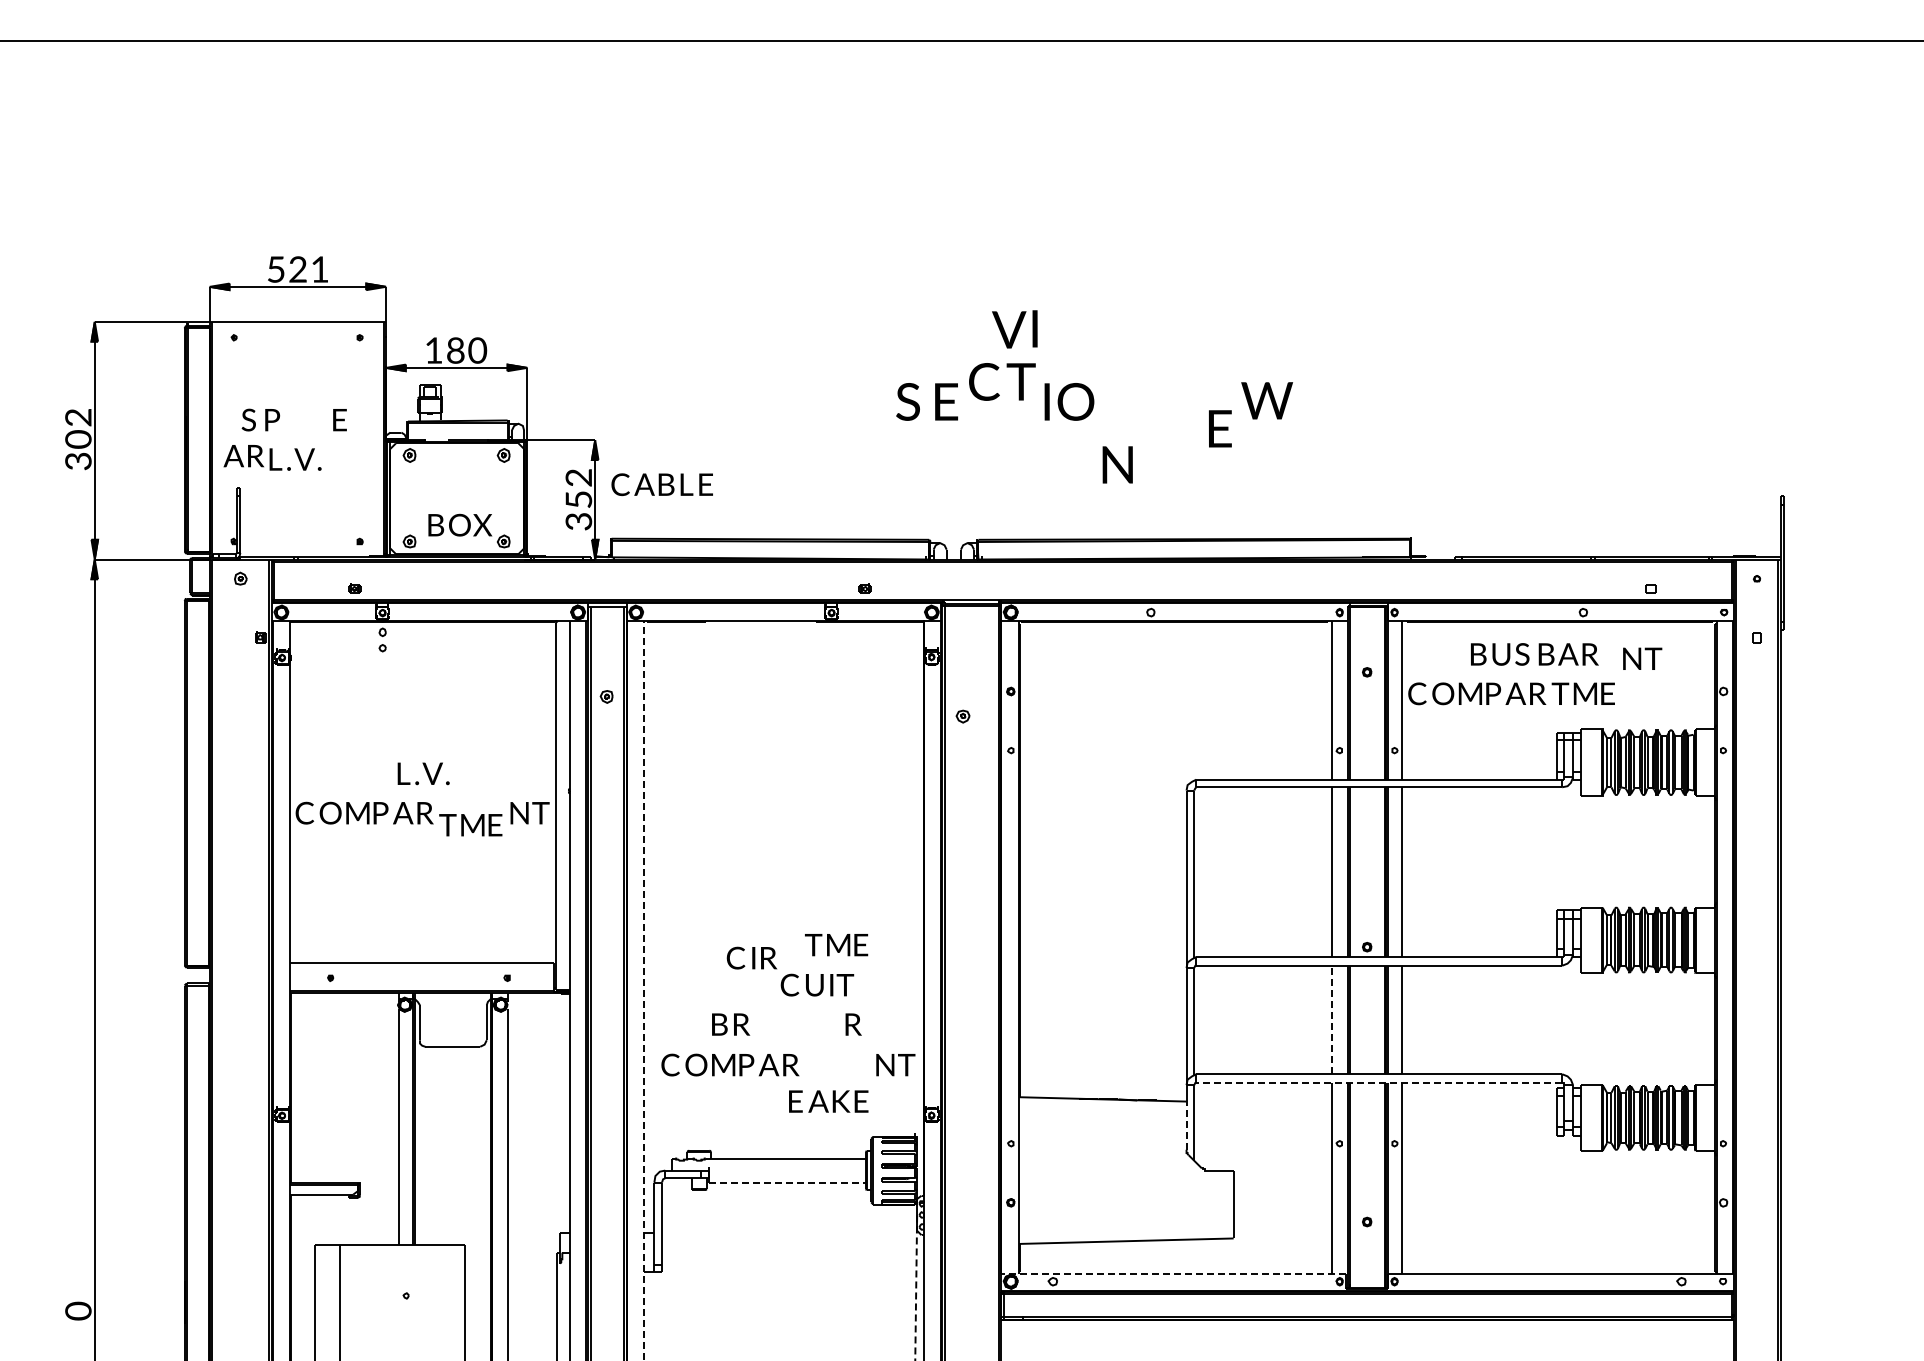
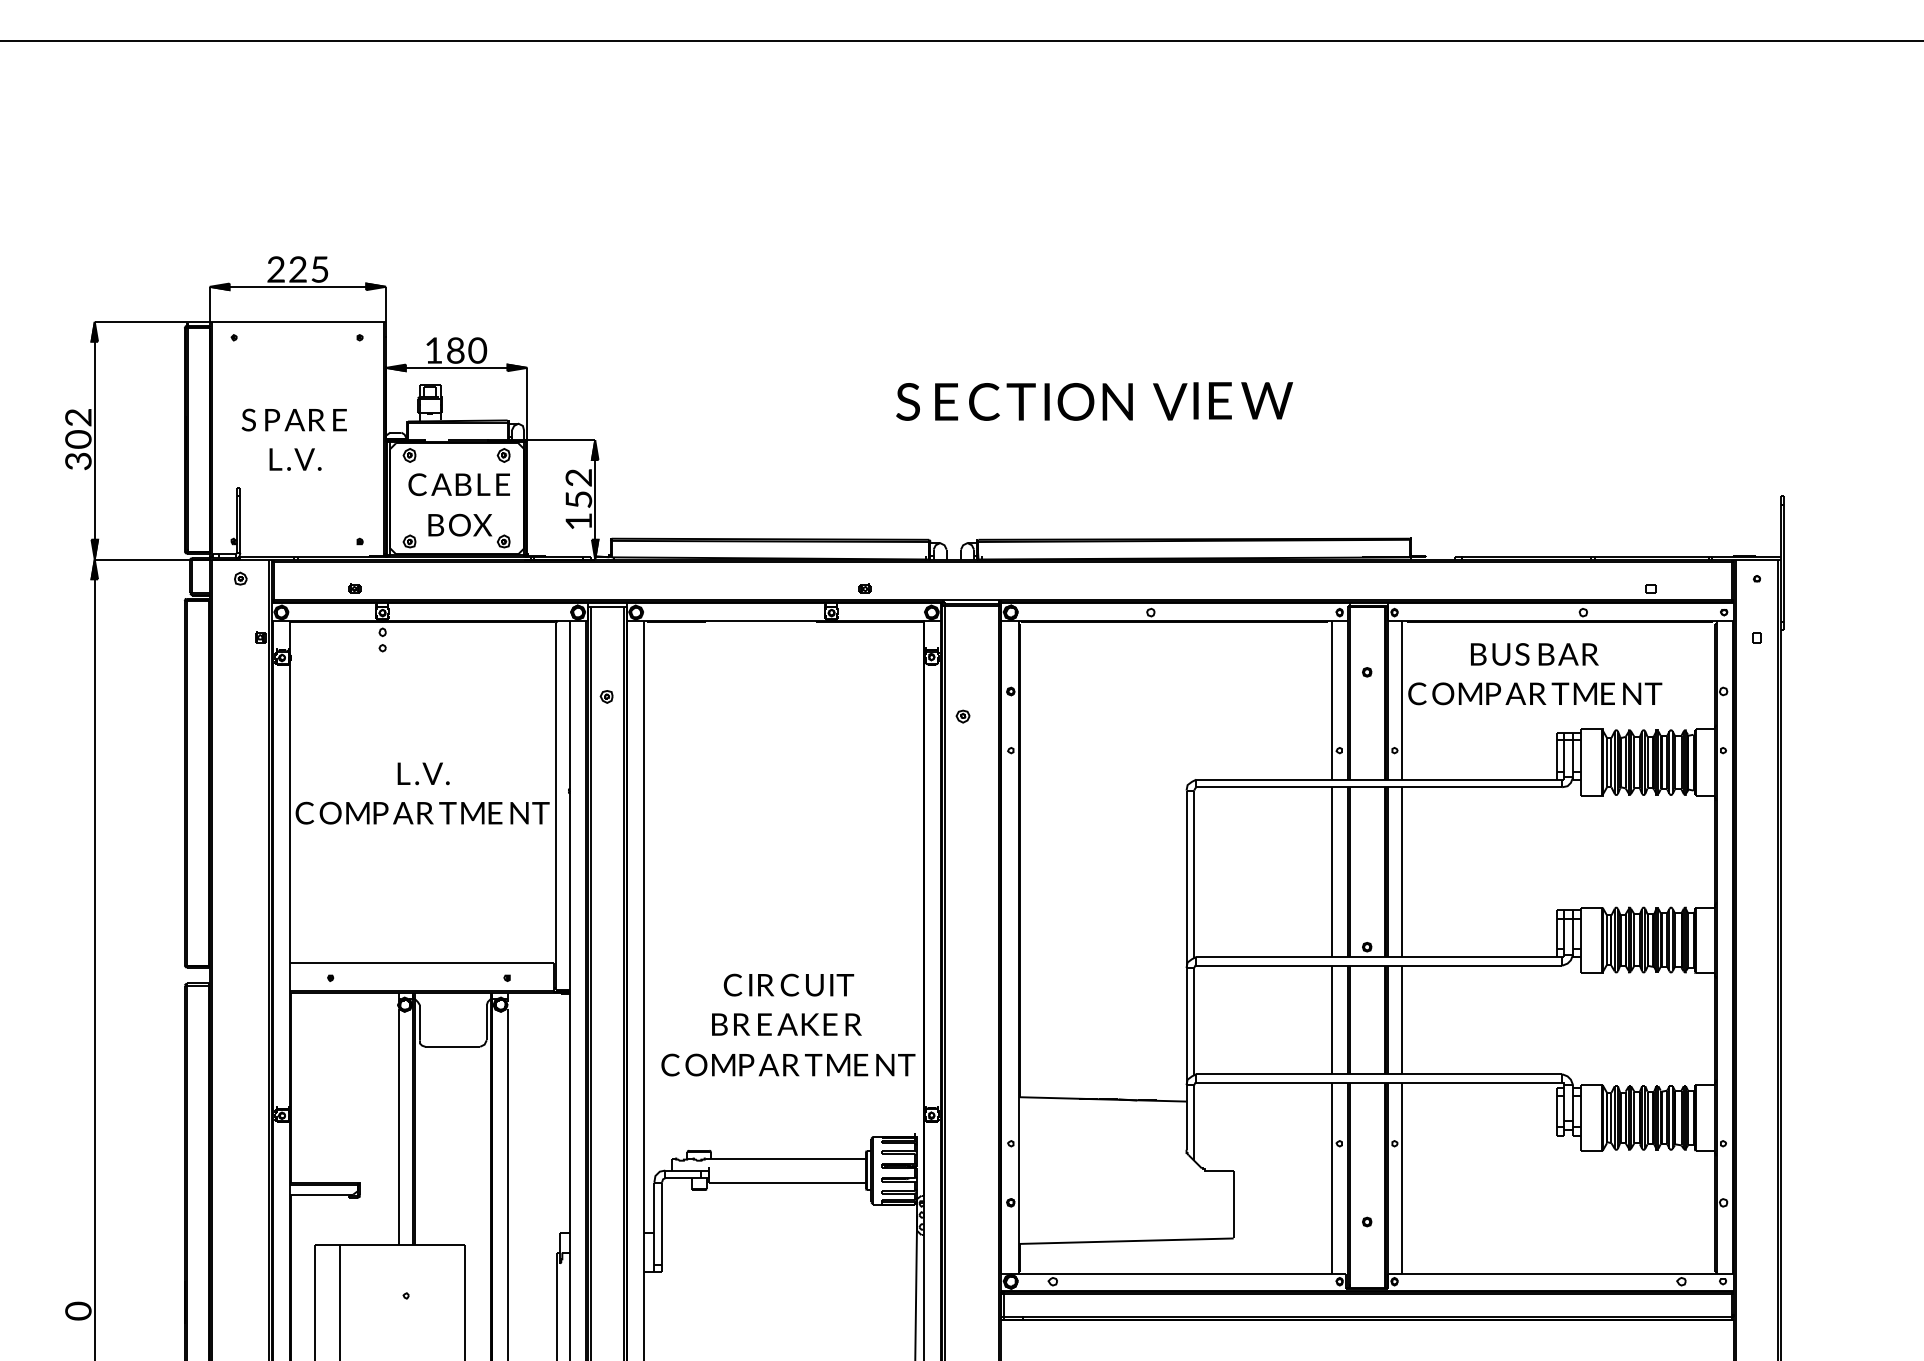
text: 5 -> 2 (275, 269)
text: 1 -> 5 (319, 269)
text position: (1014, 329) -> (1175, 401) (1175, 401)
text position: (1002, 381) -> (1002, 401) (1002, 401)
text position: (1220, 428) -> (1220, 400) (1220, 400)
text position: (243, 456) -> (304, 420) (304, 420)
text position: (1117, 464) -> (1117, 401) (1117, 401)
text position: (661, 484) -> (458, 484) (458, 484)
text: 3 -> 1 (578, 521)
text position: (1642, 658) -> (1642, 693) (1642, 693)
text position: (470, 825) -> (470, 813) (470, 813)
text position: (836, 945) -> (836, 1065) (836, 1065)
text position: (751, 957) -> (748, 984) (748, 984)
line: dashed -> solid (644, 990)
line: dashed -> solid (1332, 1019)
line: dashed -> solid (1379, 1082)
text position: (828, 1101) -> (797, 1024) (797, 1024)
line: dashed -> solid (1186, 1127)
line: dashed -> solid (787, 1182)
line: dashed -> solid (1173, 1273)
line: dashed -> solid (916, 1288)
